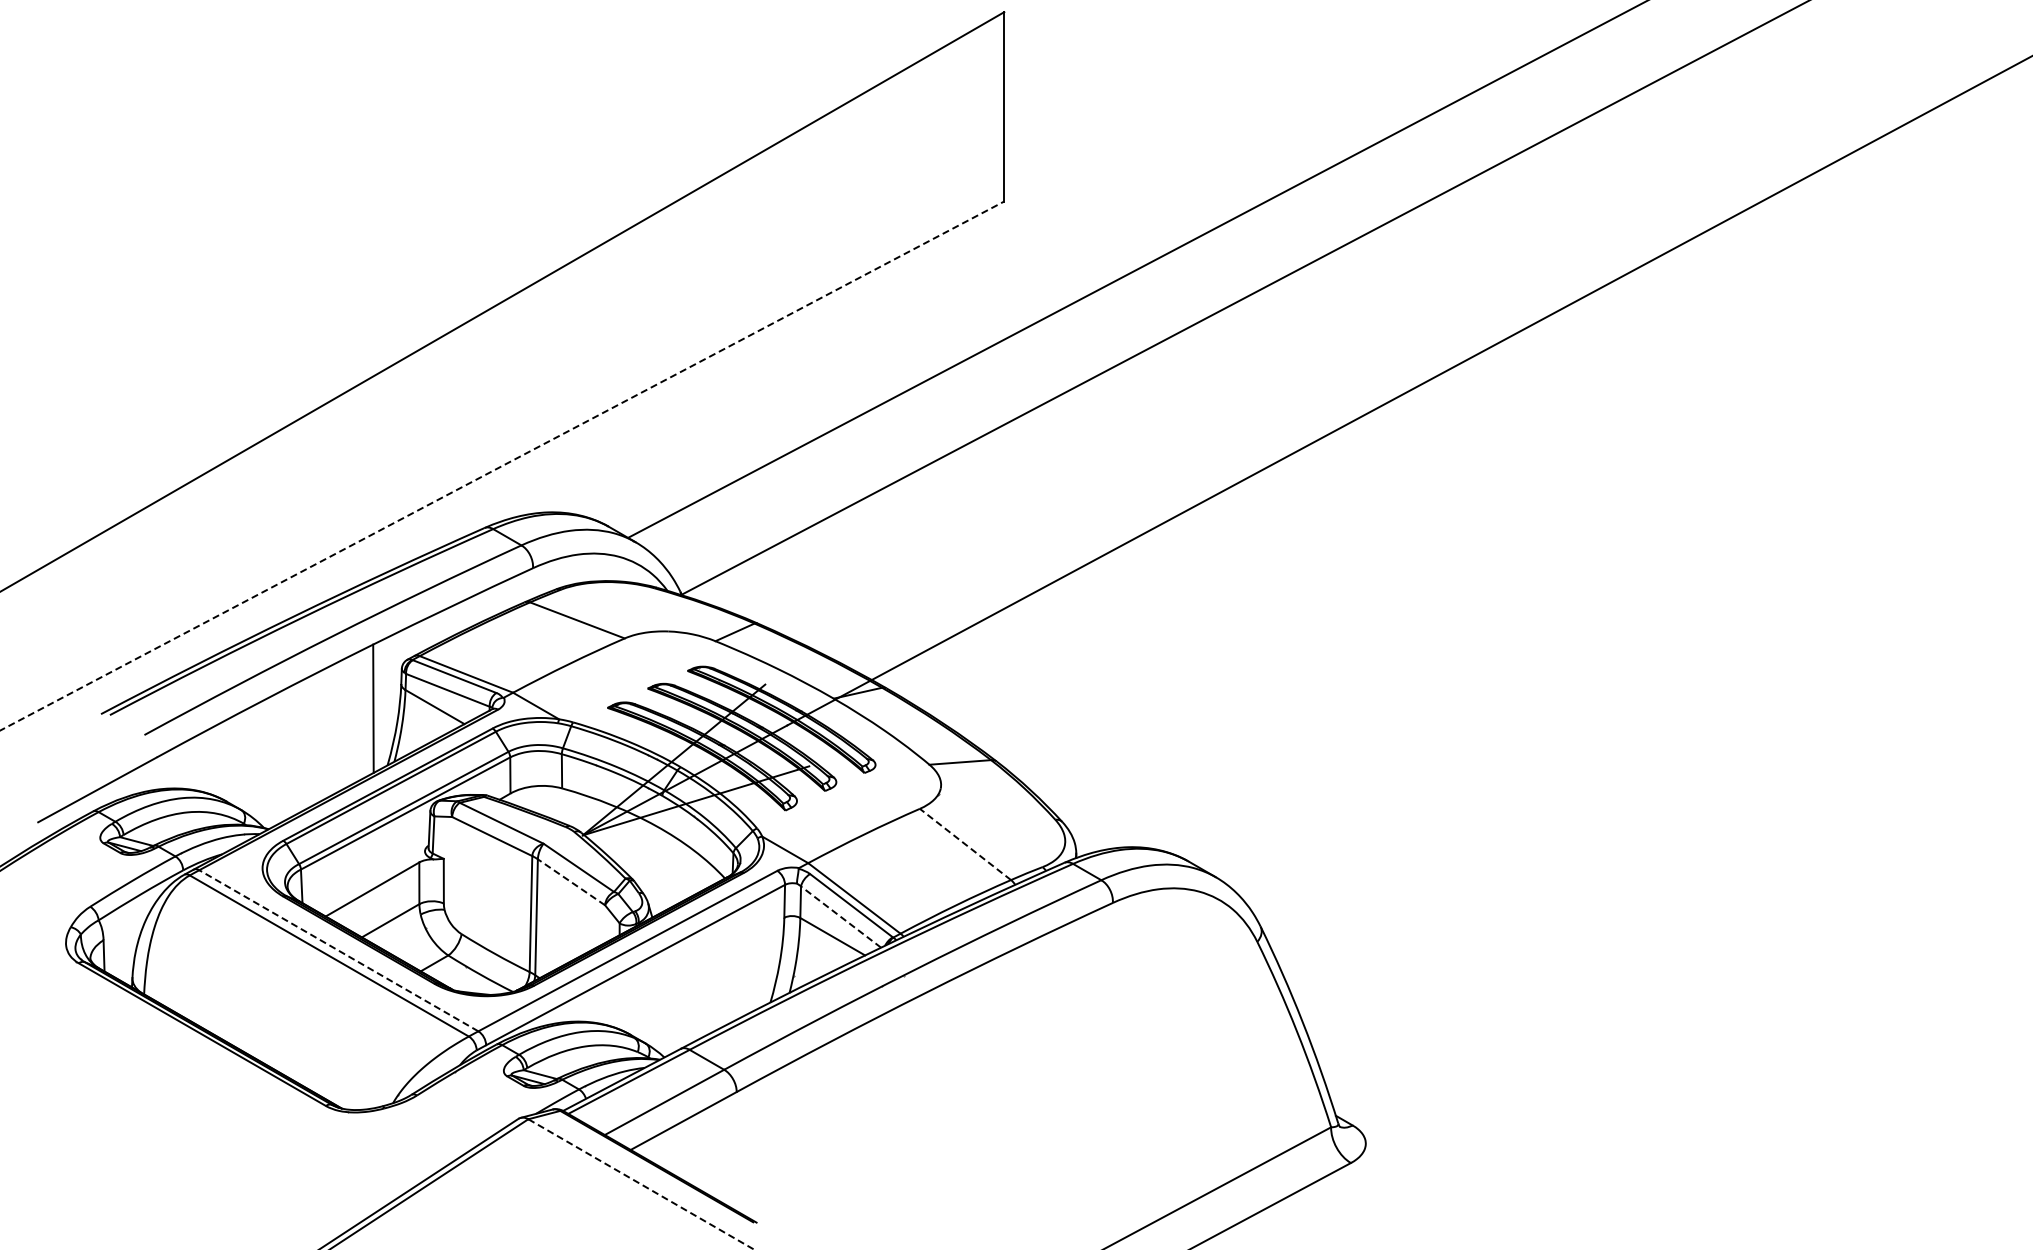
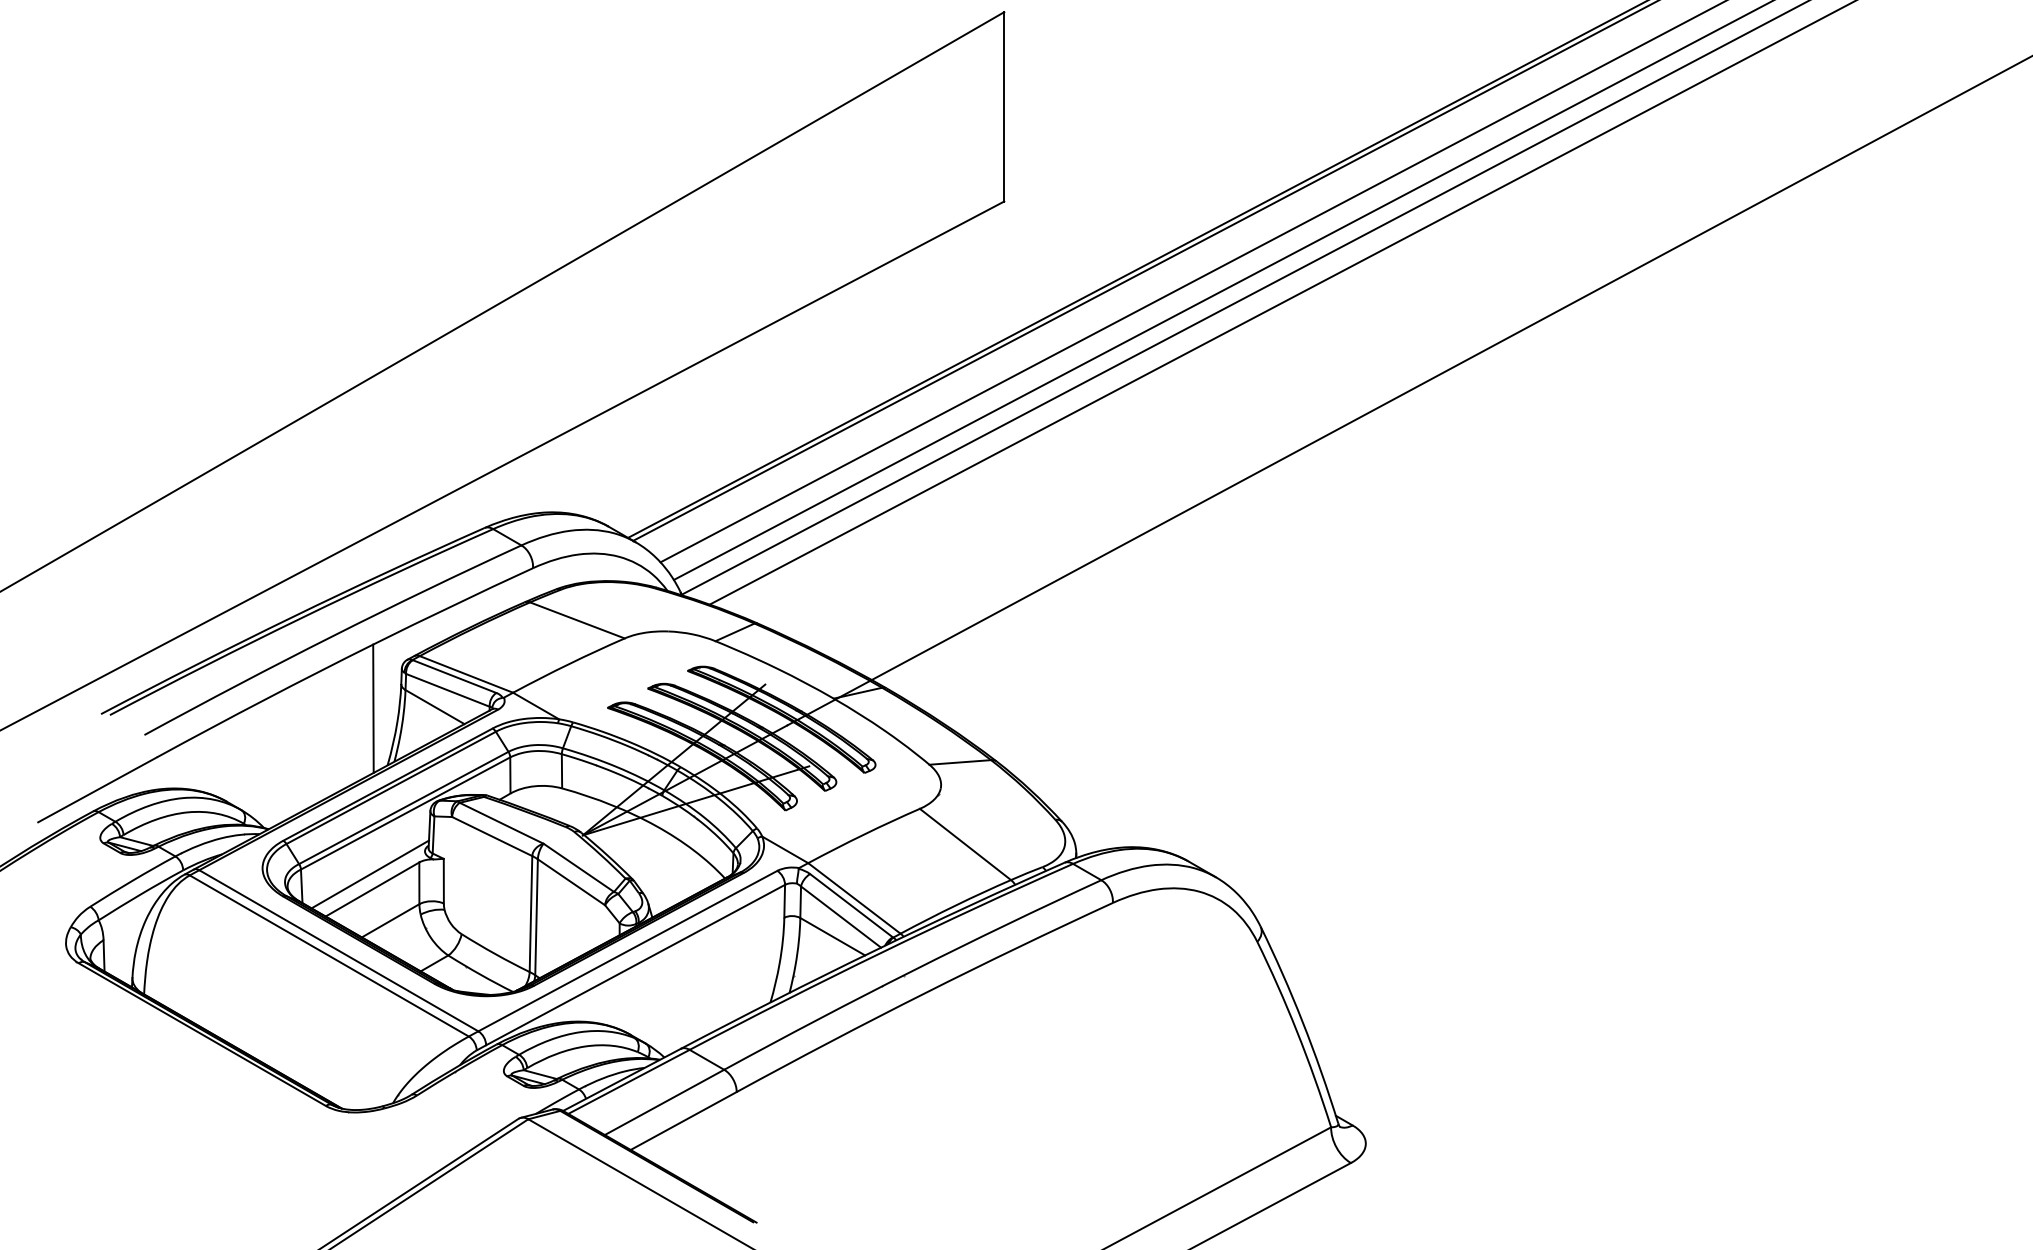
line: none -> present (1144, 271)
line: none -> present (1191, 282)
line: none -> present (1221, 290)
line: none -> present (1281, 303)
line: dashed -> solid (502, 465)
line: dashed -> solid (965, 844)
line: none -> present (370, 874)
line: dashed -> solid (571, 882)
line: dashed -> solid (840, 916)
line: dashed -> solid (338, 950)
line: dashed -> solid (641, 1184)
